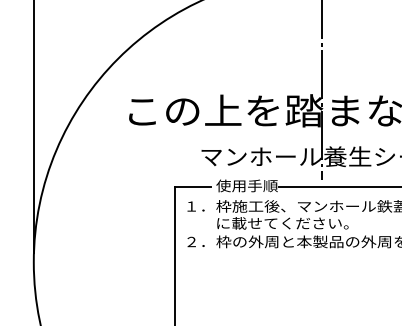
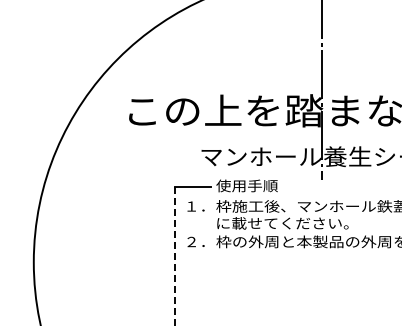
line: present -> none (33, 127)
line: present -> none (338, 186)
line: solid -> dashed (175, 256)
